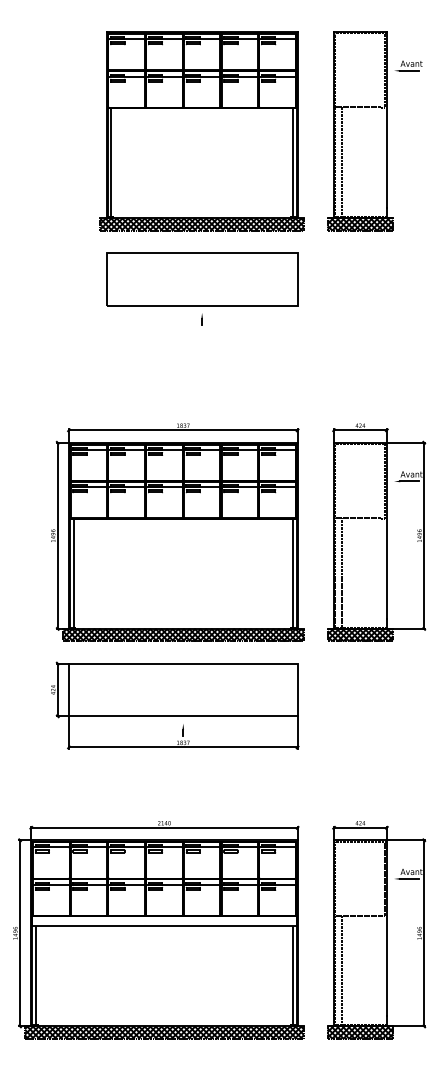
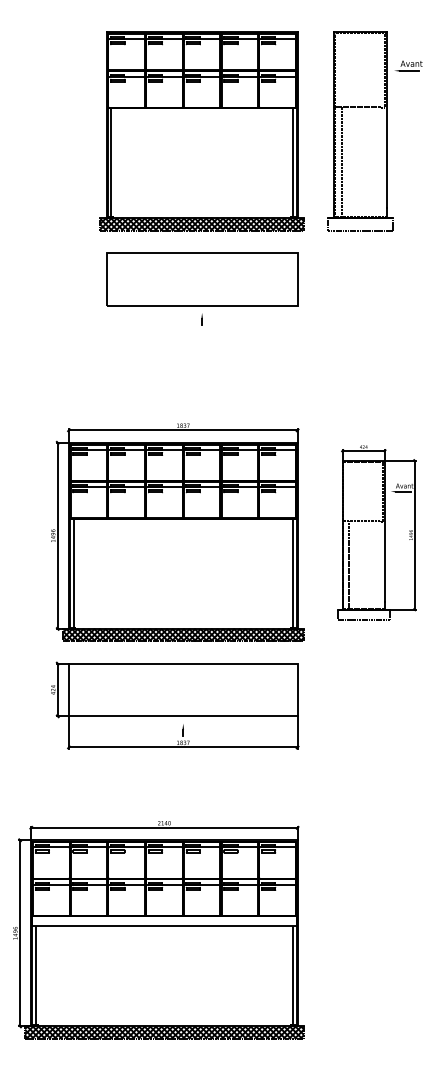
hatch: present -> none (360, 224)
part size: 100x219 px -> 80x176 px (376, 532)
part: present -> none (376, 930)
